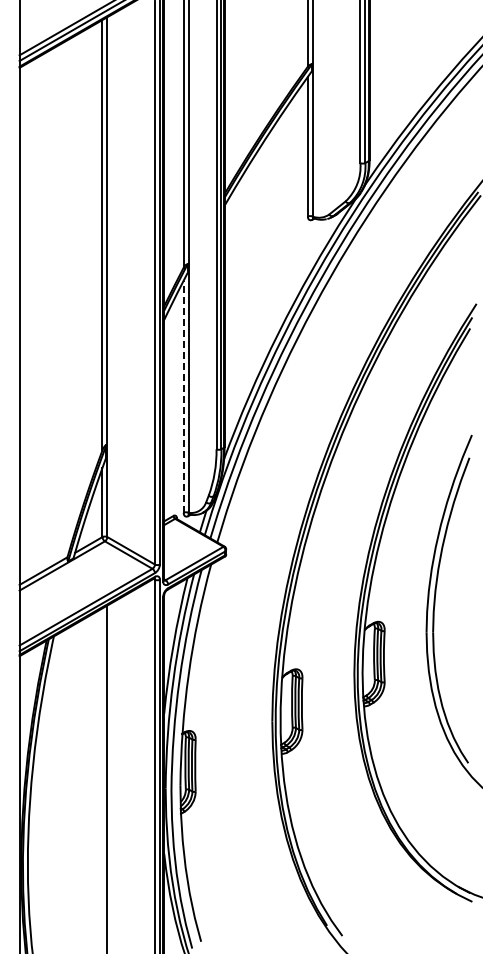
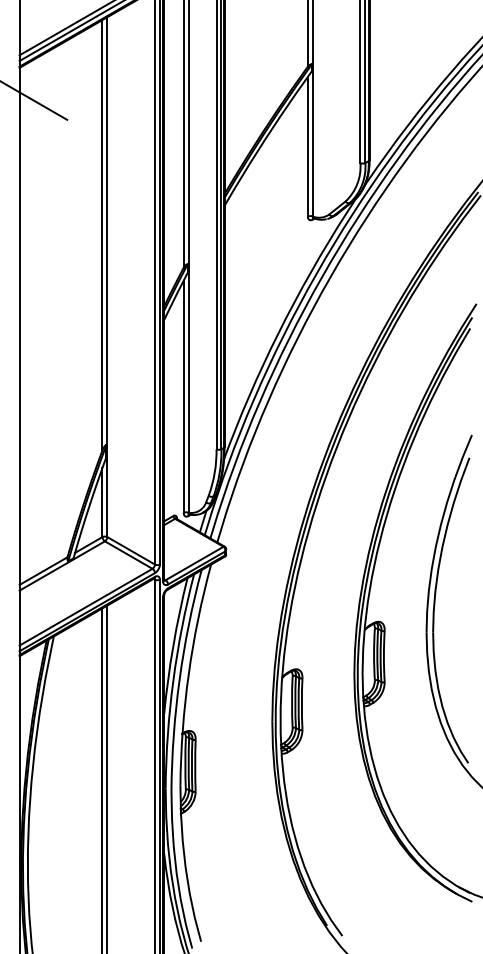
line: none -> present (35, 101)
line: dashed -> solid (183, 396)
line: none -> present (102, 779)
